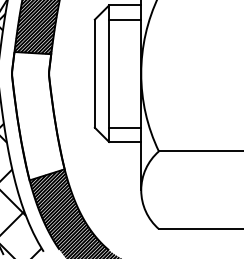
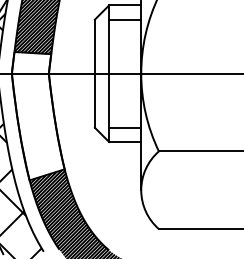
line: none -> present (121, 73)
